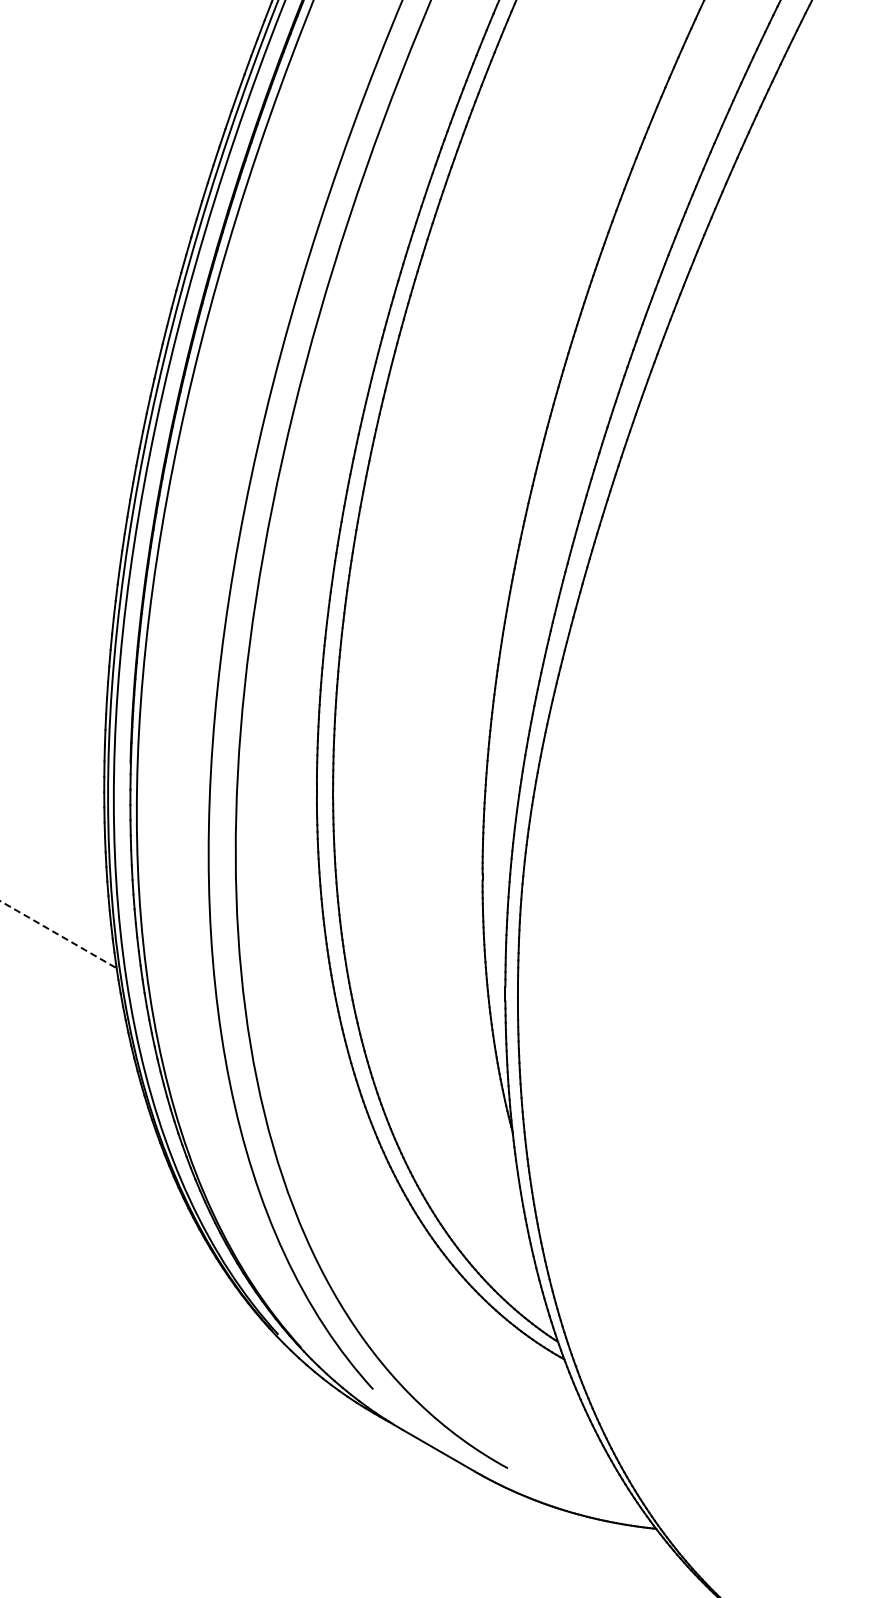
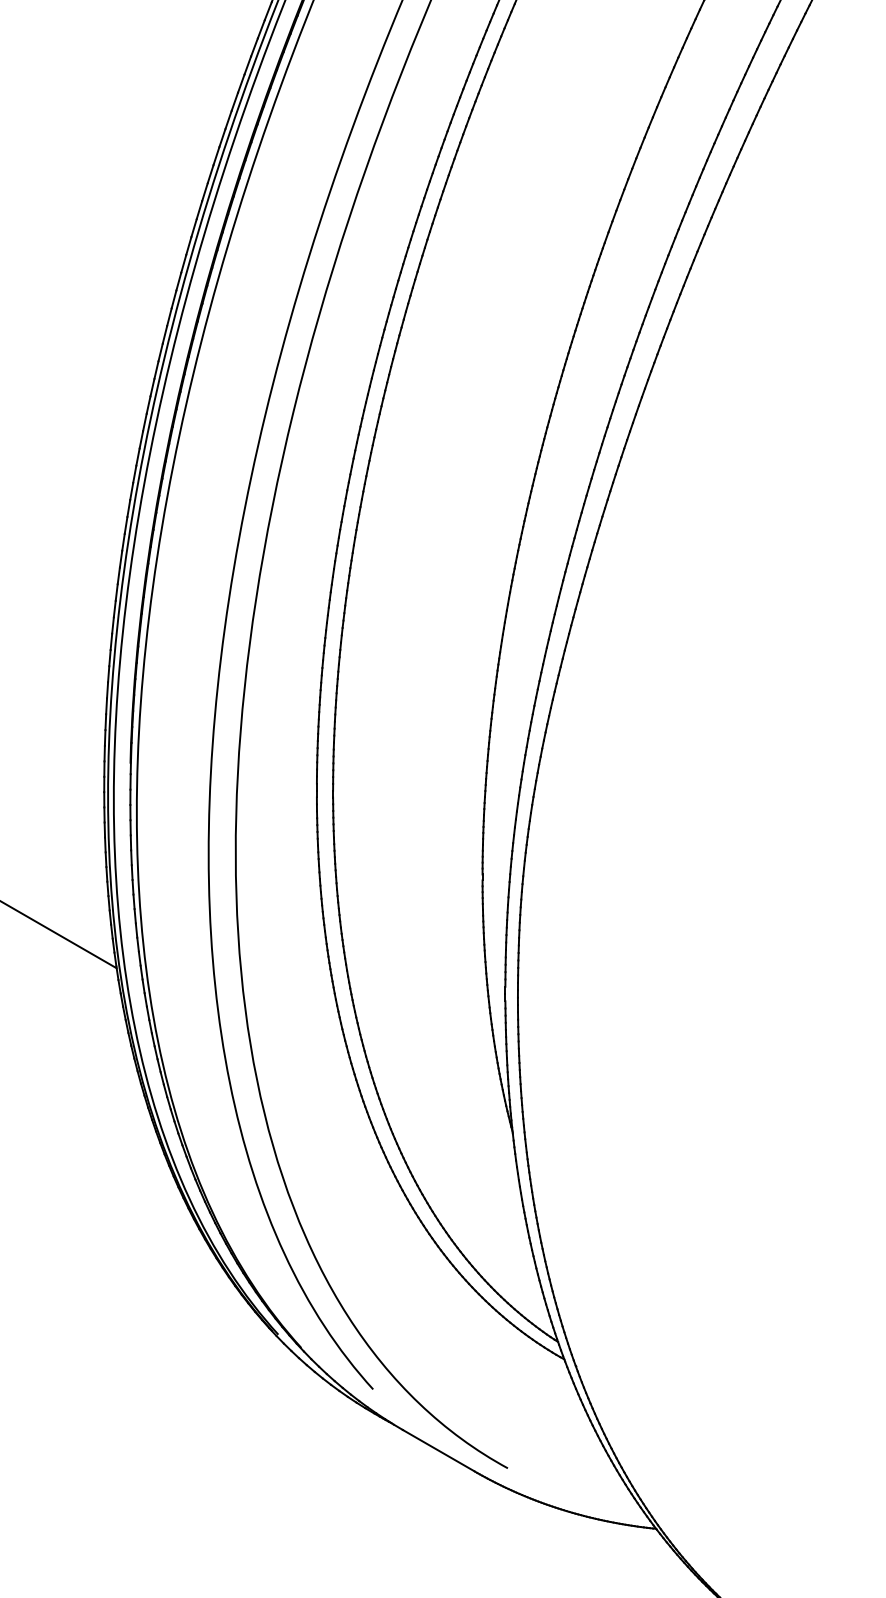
line: dashed -> solid (58, 934)
